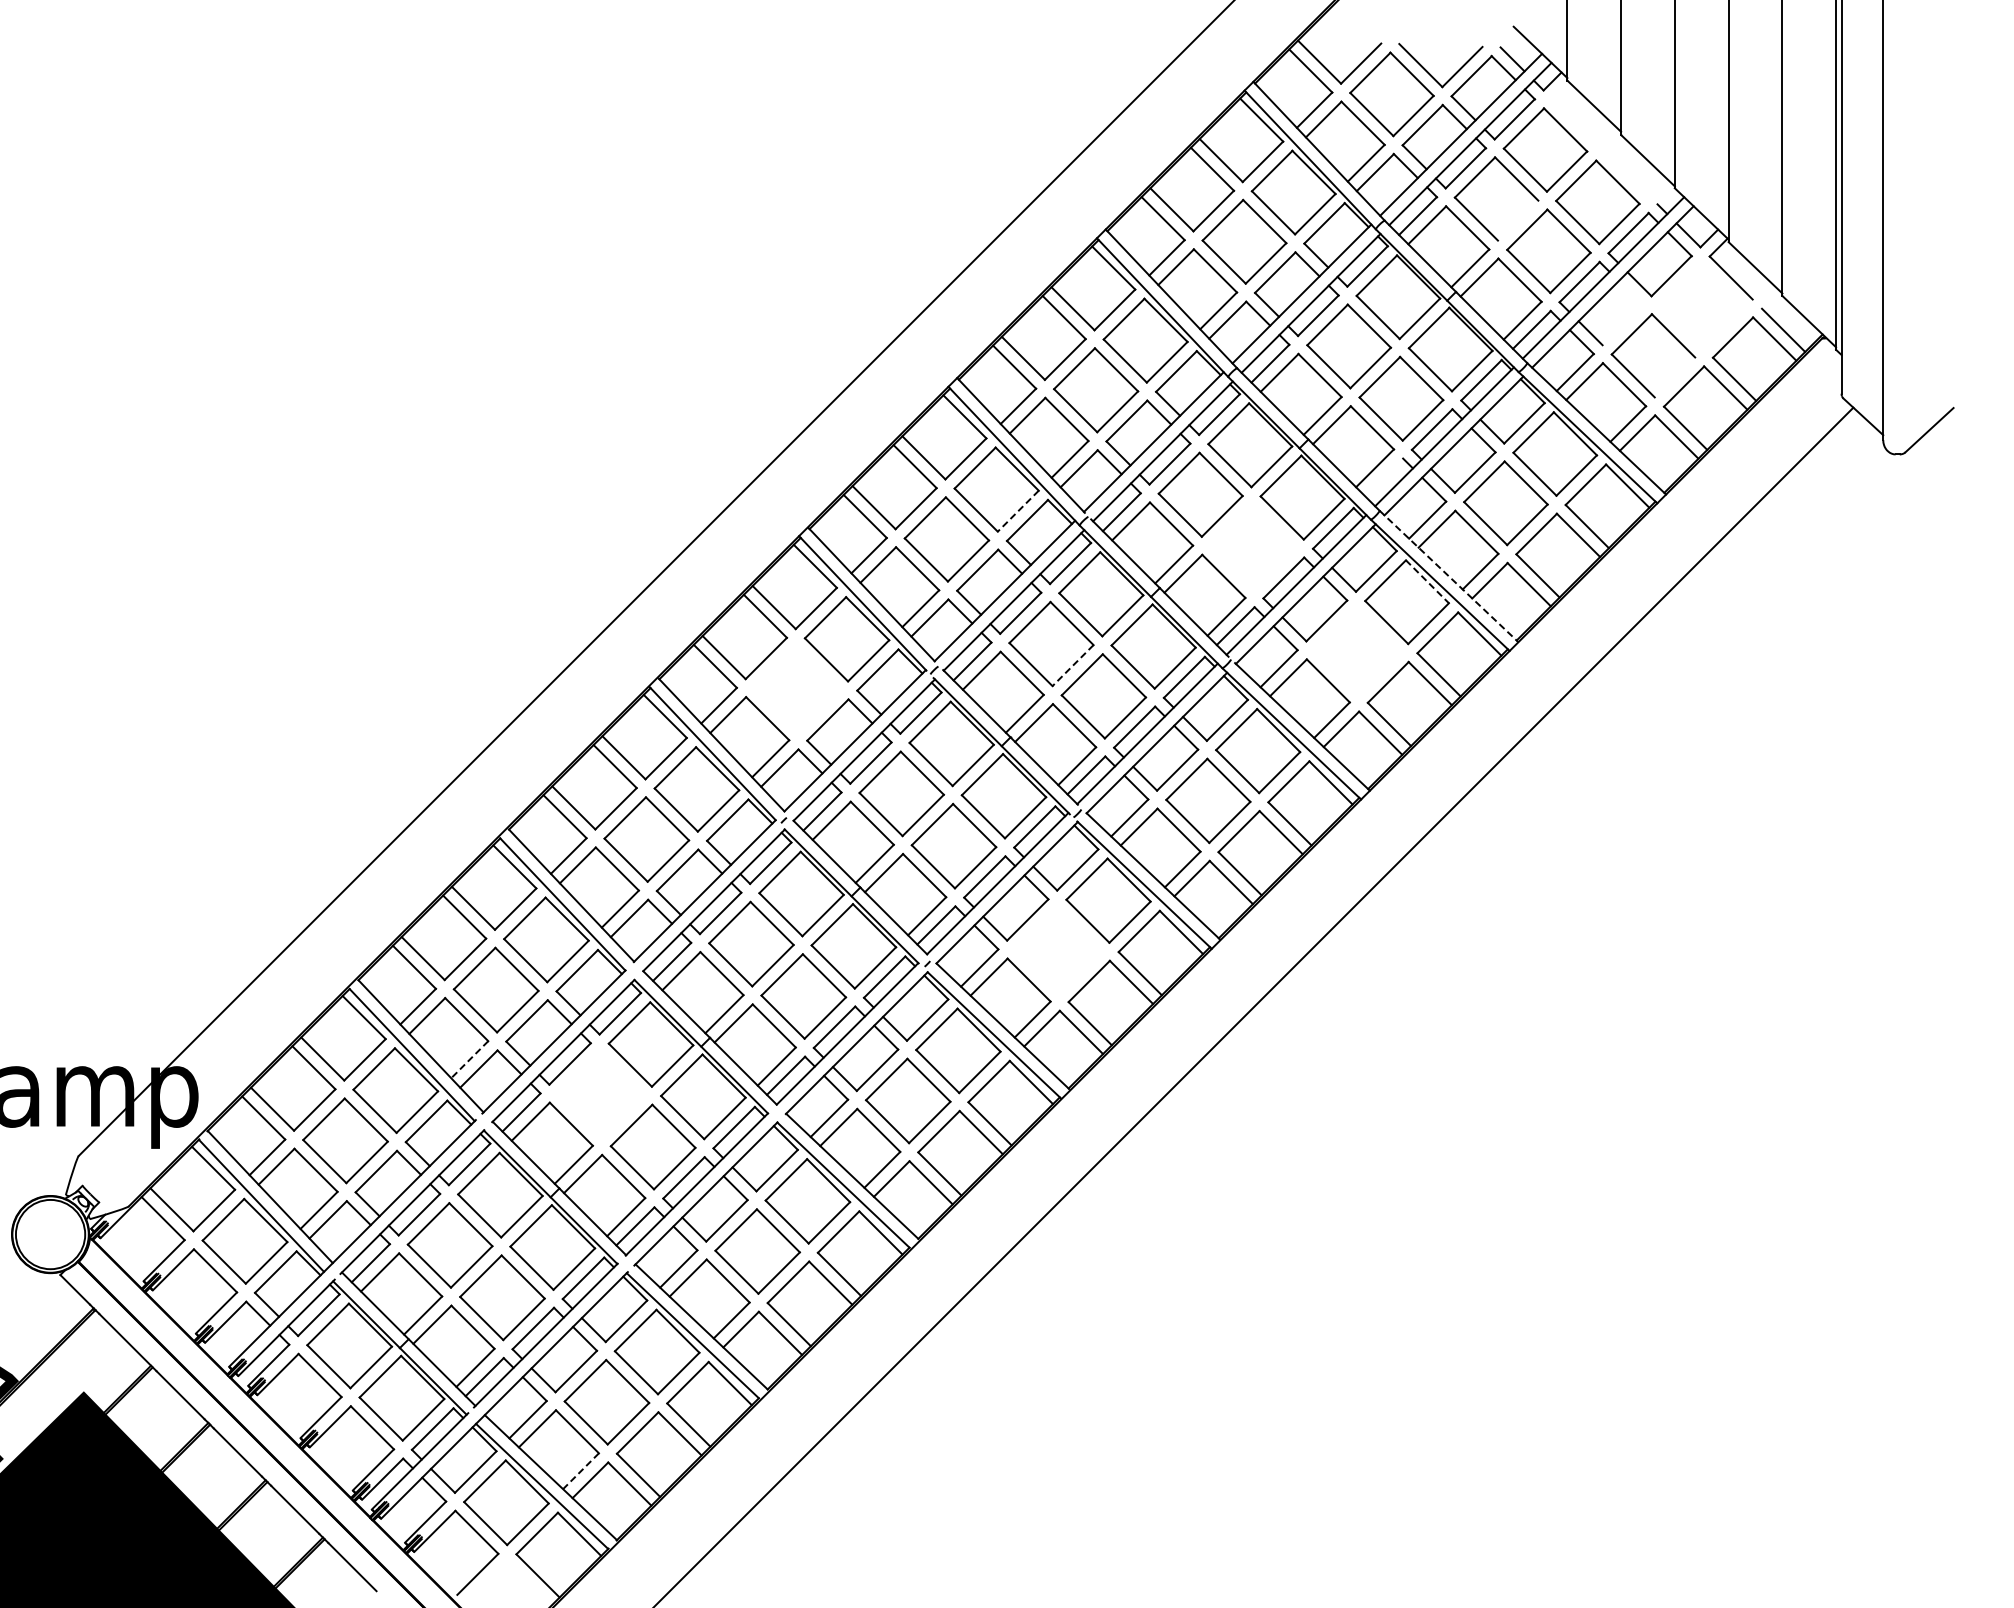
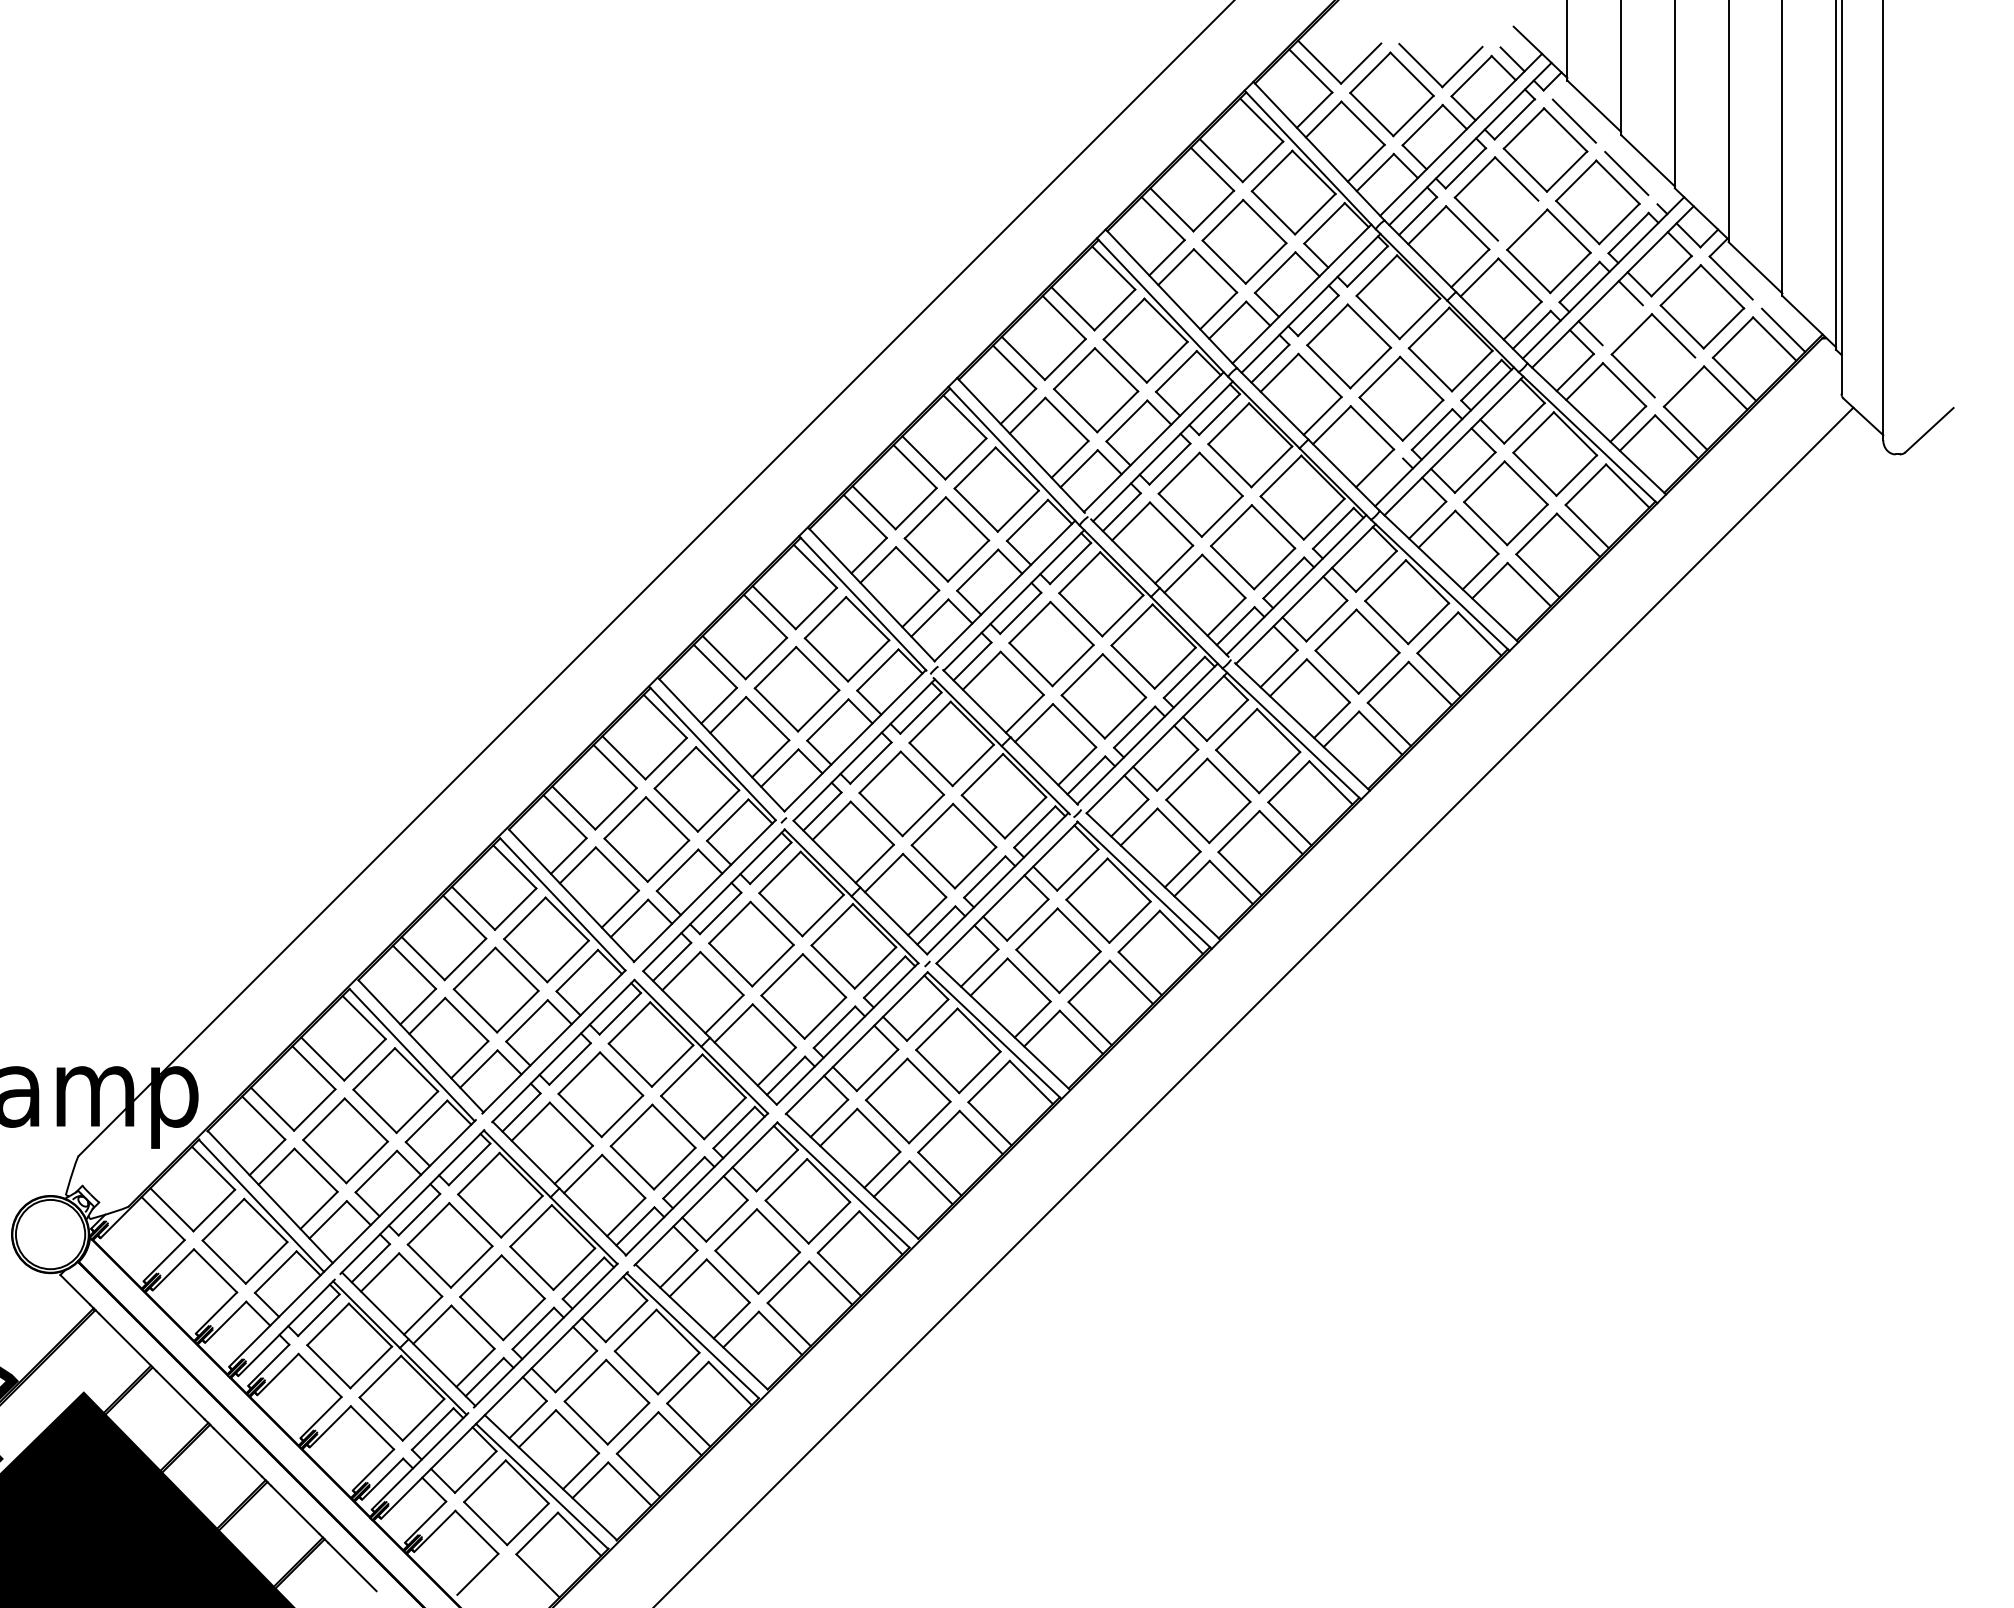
line: none -> present (1573, 120)
line: none -> present (1626, 173)
line: none -> present (1630, 293)
part: none -> present (1702, 306)
line: dashed -> solid (1017, 511)
part: none -> present (1253, 547)
line: dashed -> solid (1449, 576)
line: dashed -> solid (1427, 581)
part: none -> present (1357, 651)
line: dashed -> solid (1072, 665)
part: none -> present (796, 688)
part: none -> present (1058, 950)
line: dashed -> solid (469, 1060)
part: none -> present (600, 1094)
line: dashed -> solid (580, 1471)
